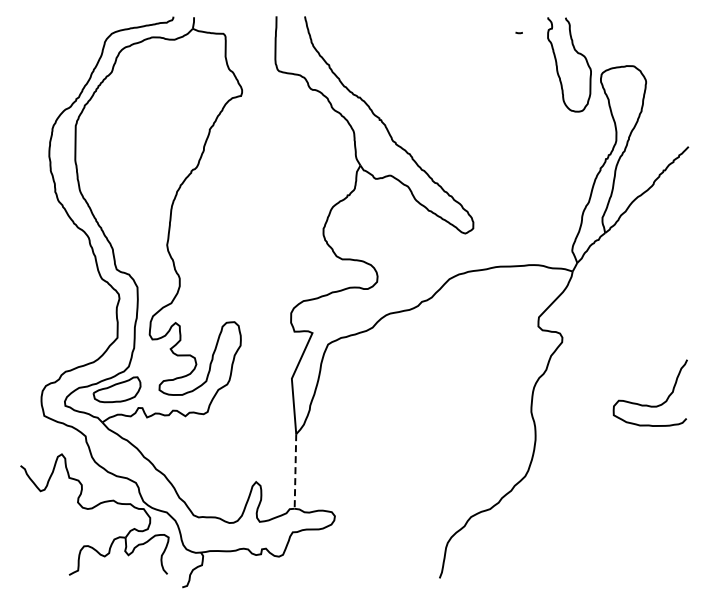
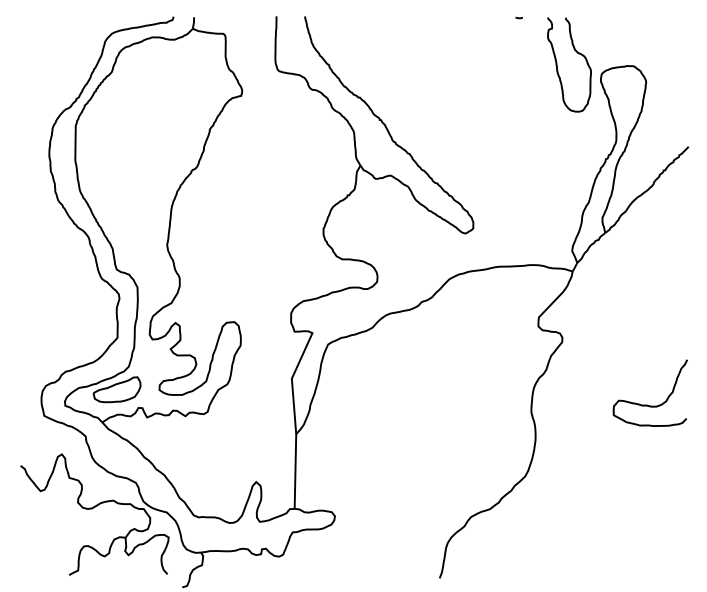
line position: (518, 32) -> (518, 17) (518, 17)
line: dashed -> solid (295, 471)
